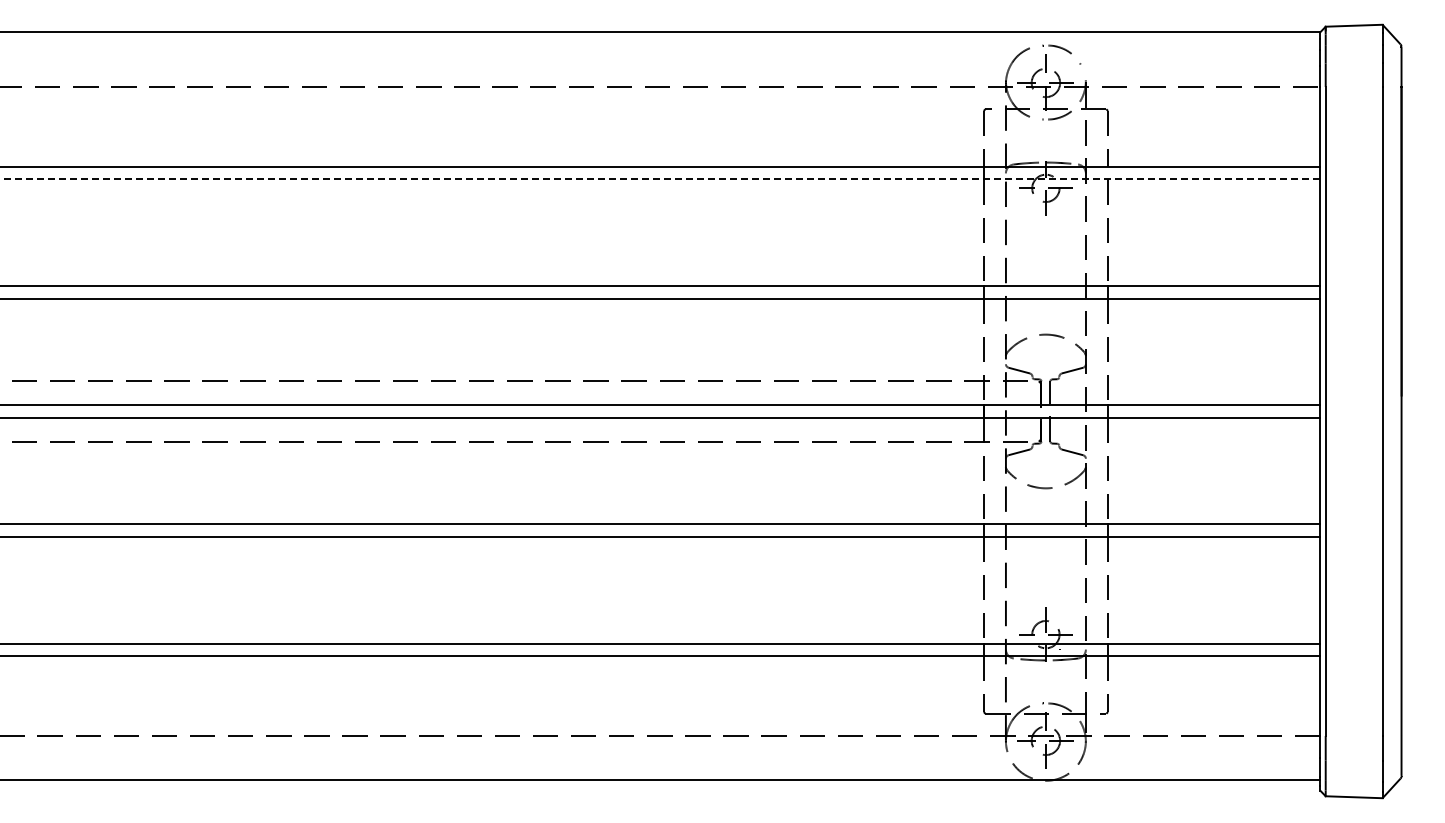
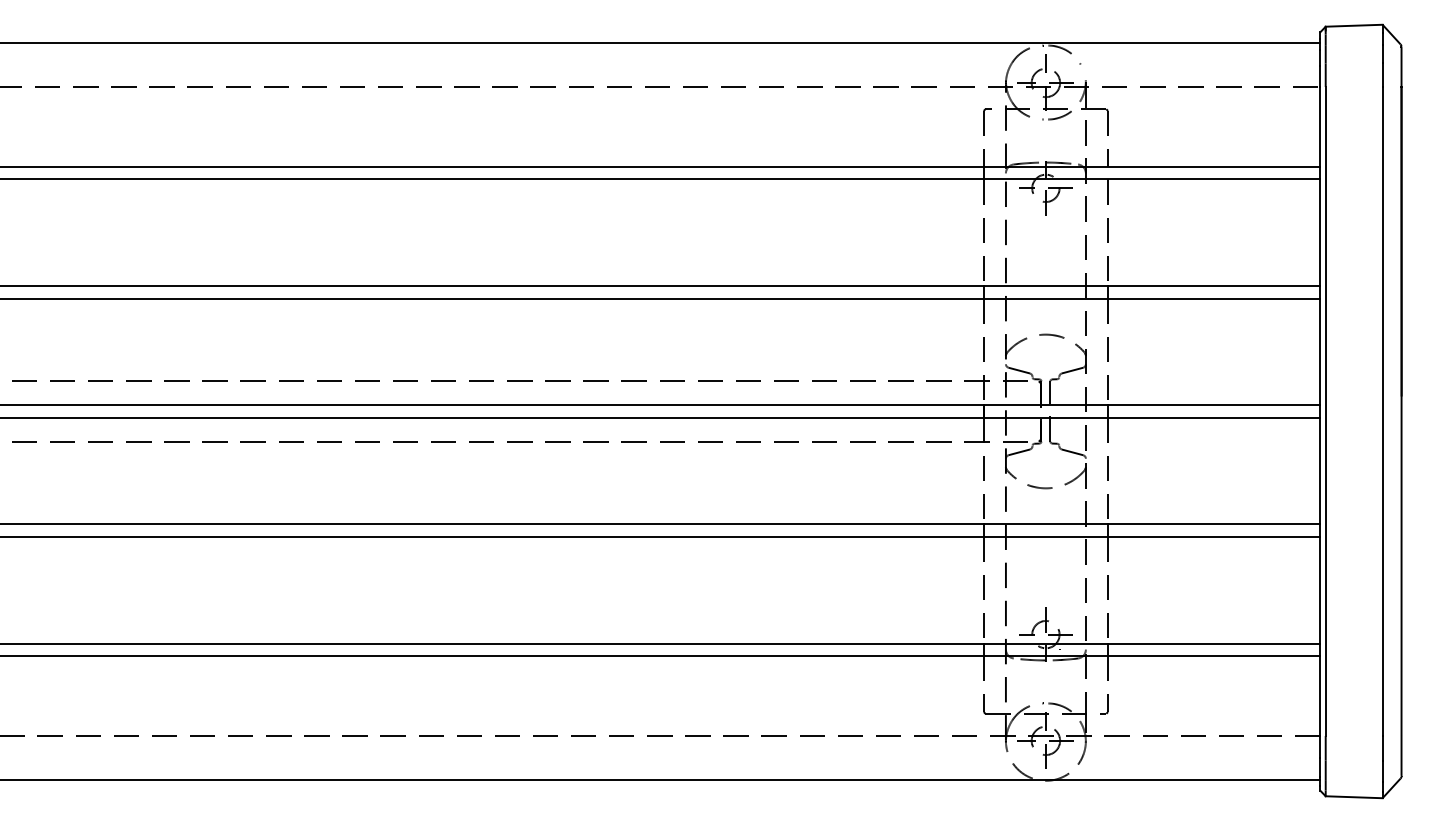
line position: (661, 31) -> (661, 42) (661, 42)
line: dashed -> solid (660, 179)
